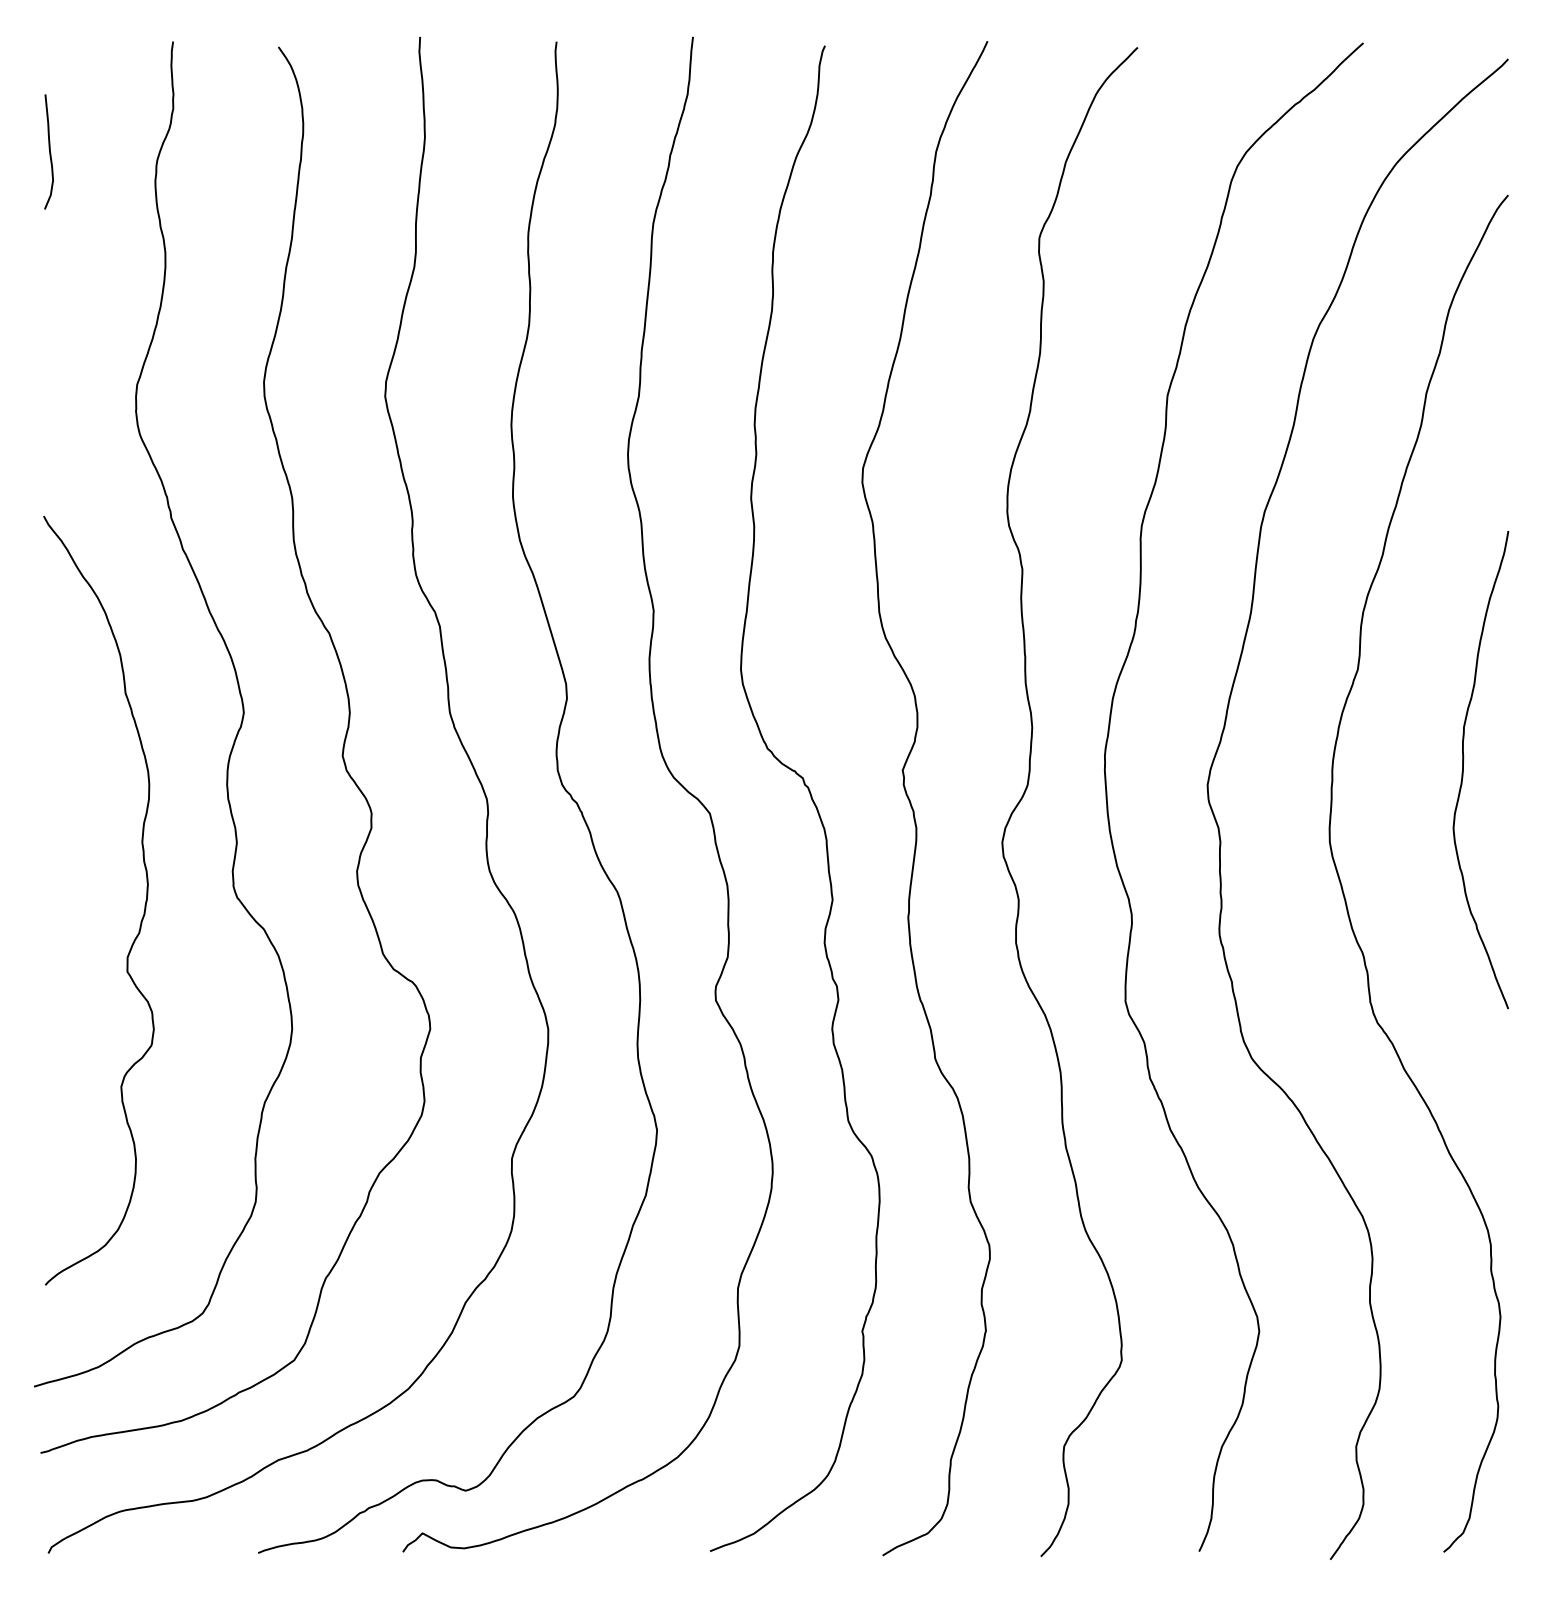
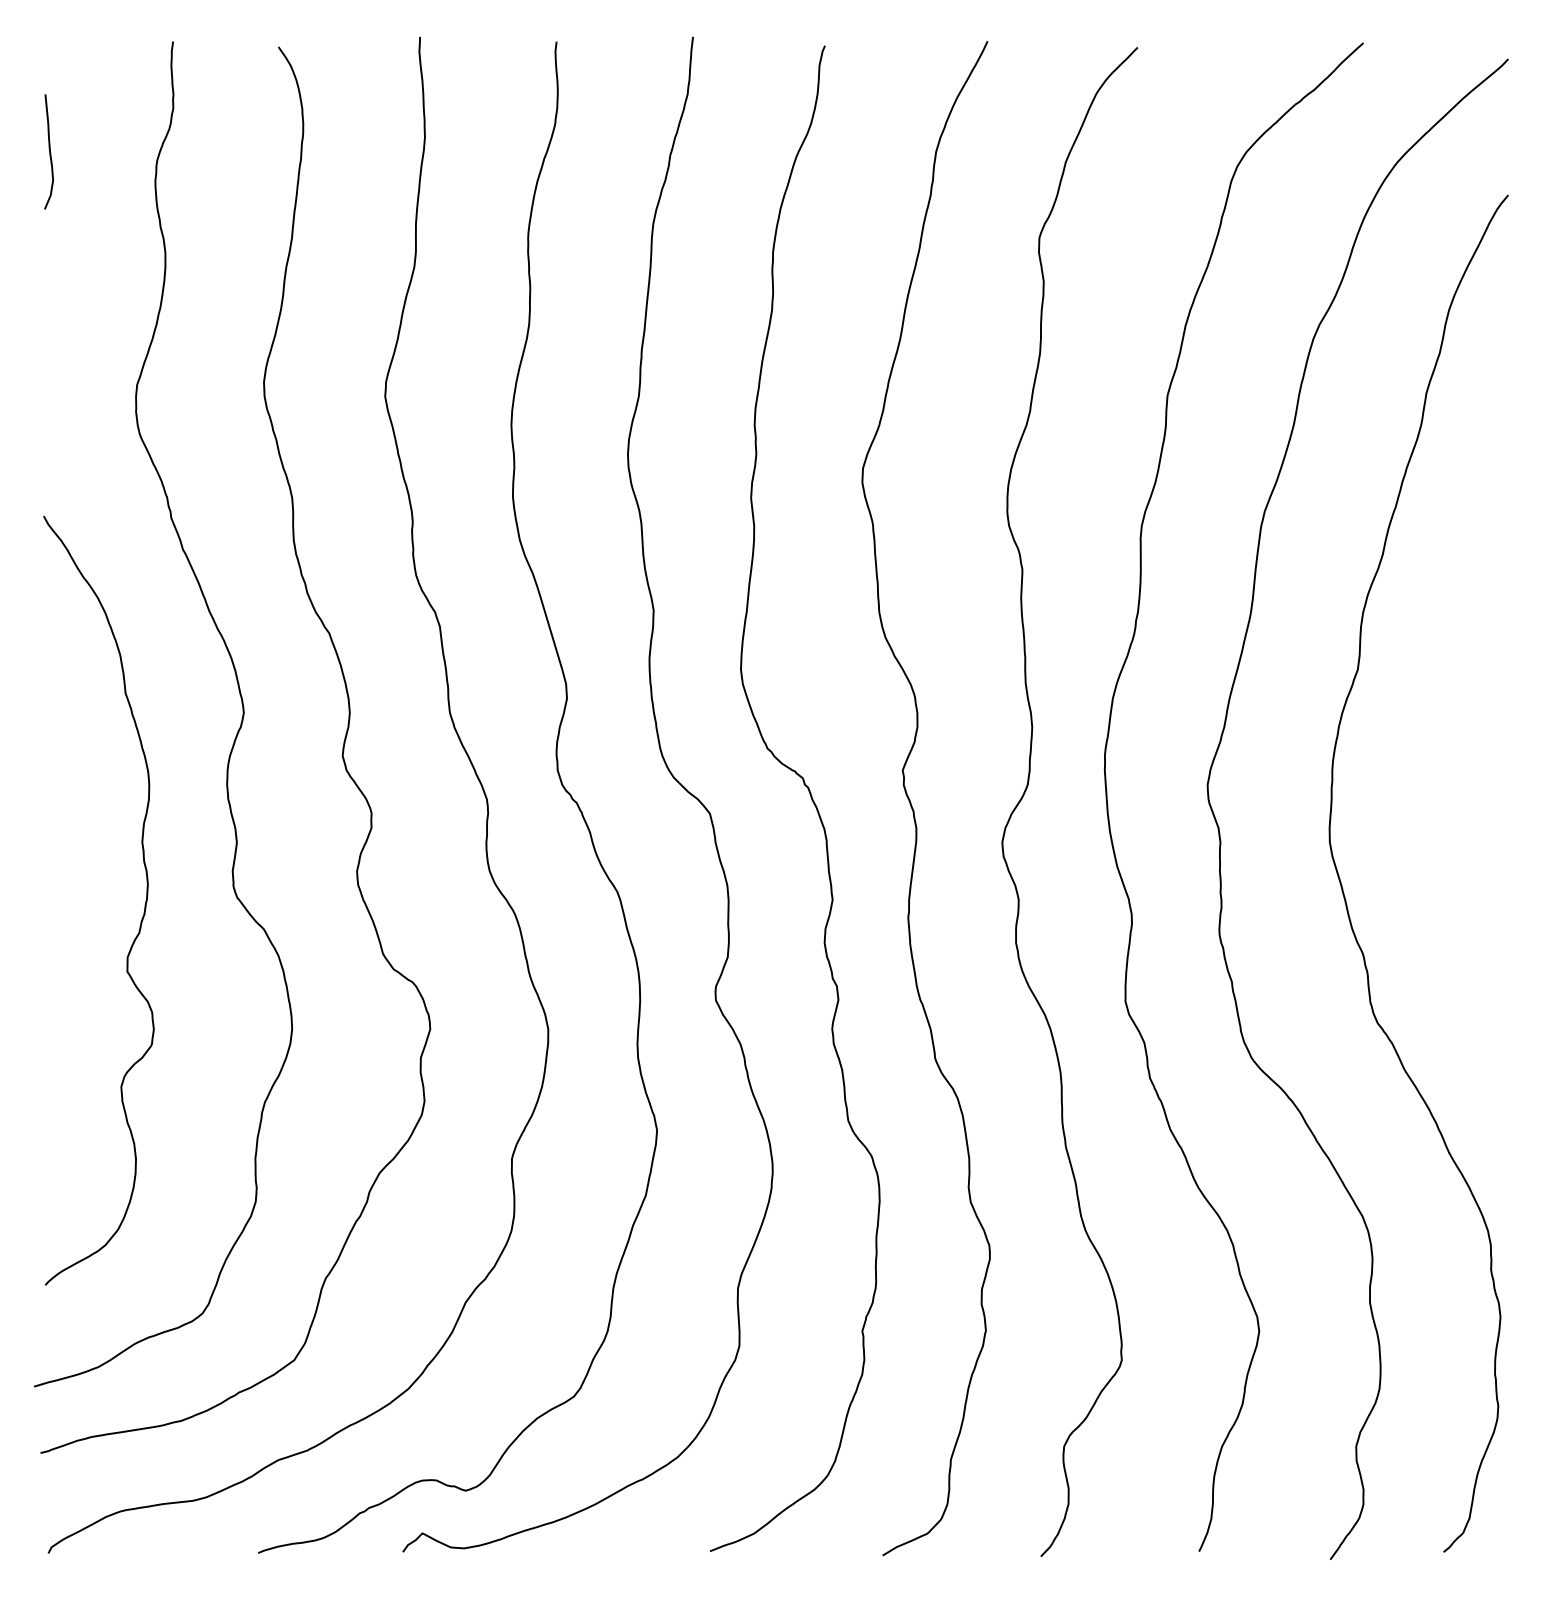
curve: present -> none (1463, 770)
